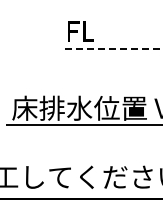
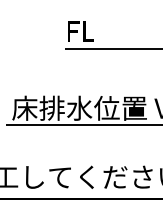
line: dashed -> solid (114, 48)
